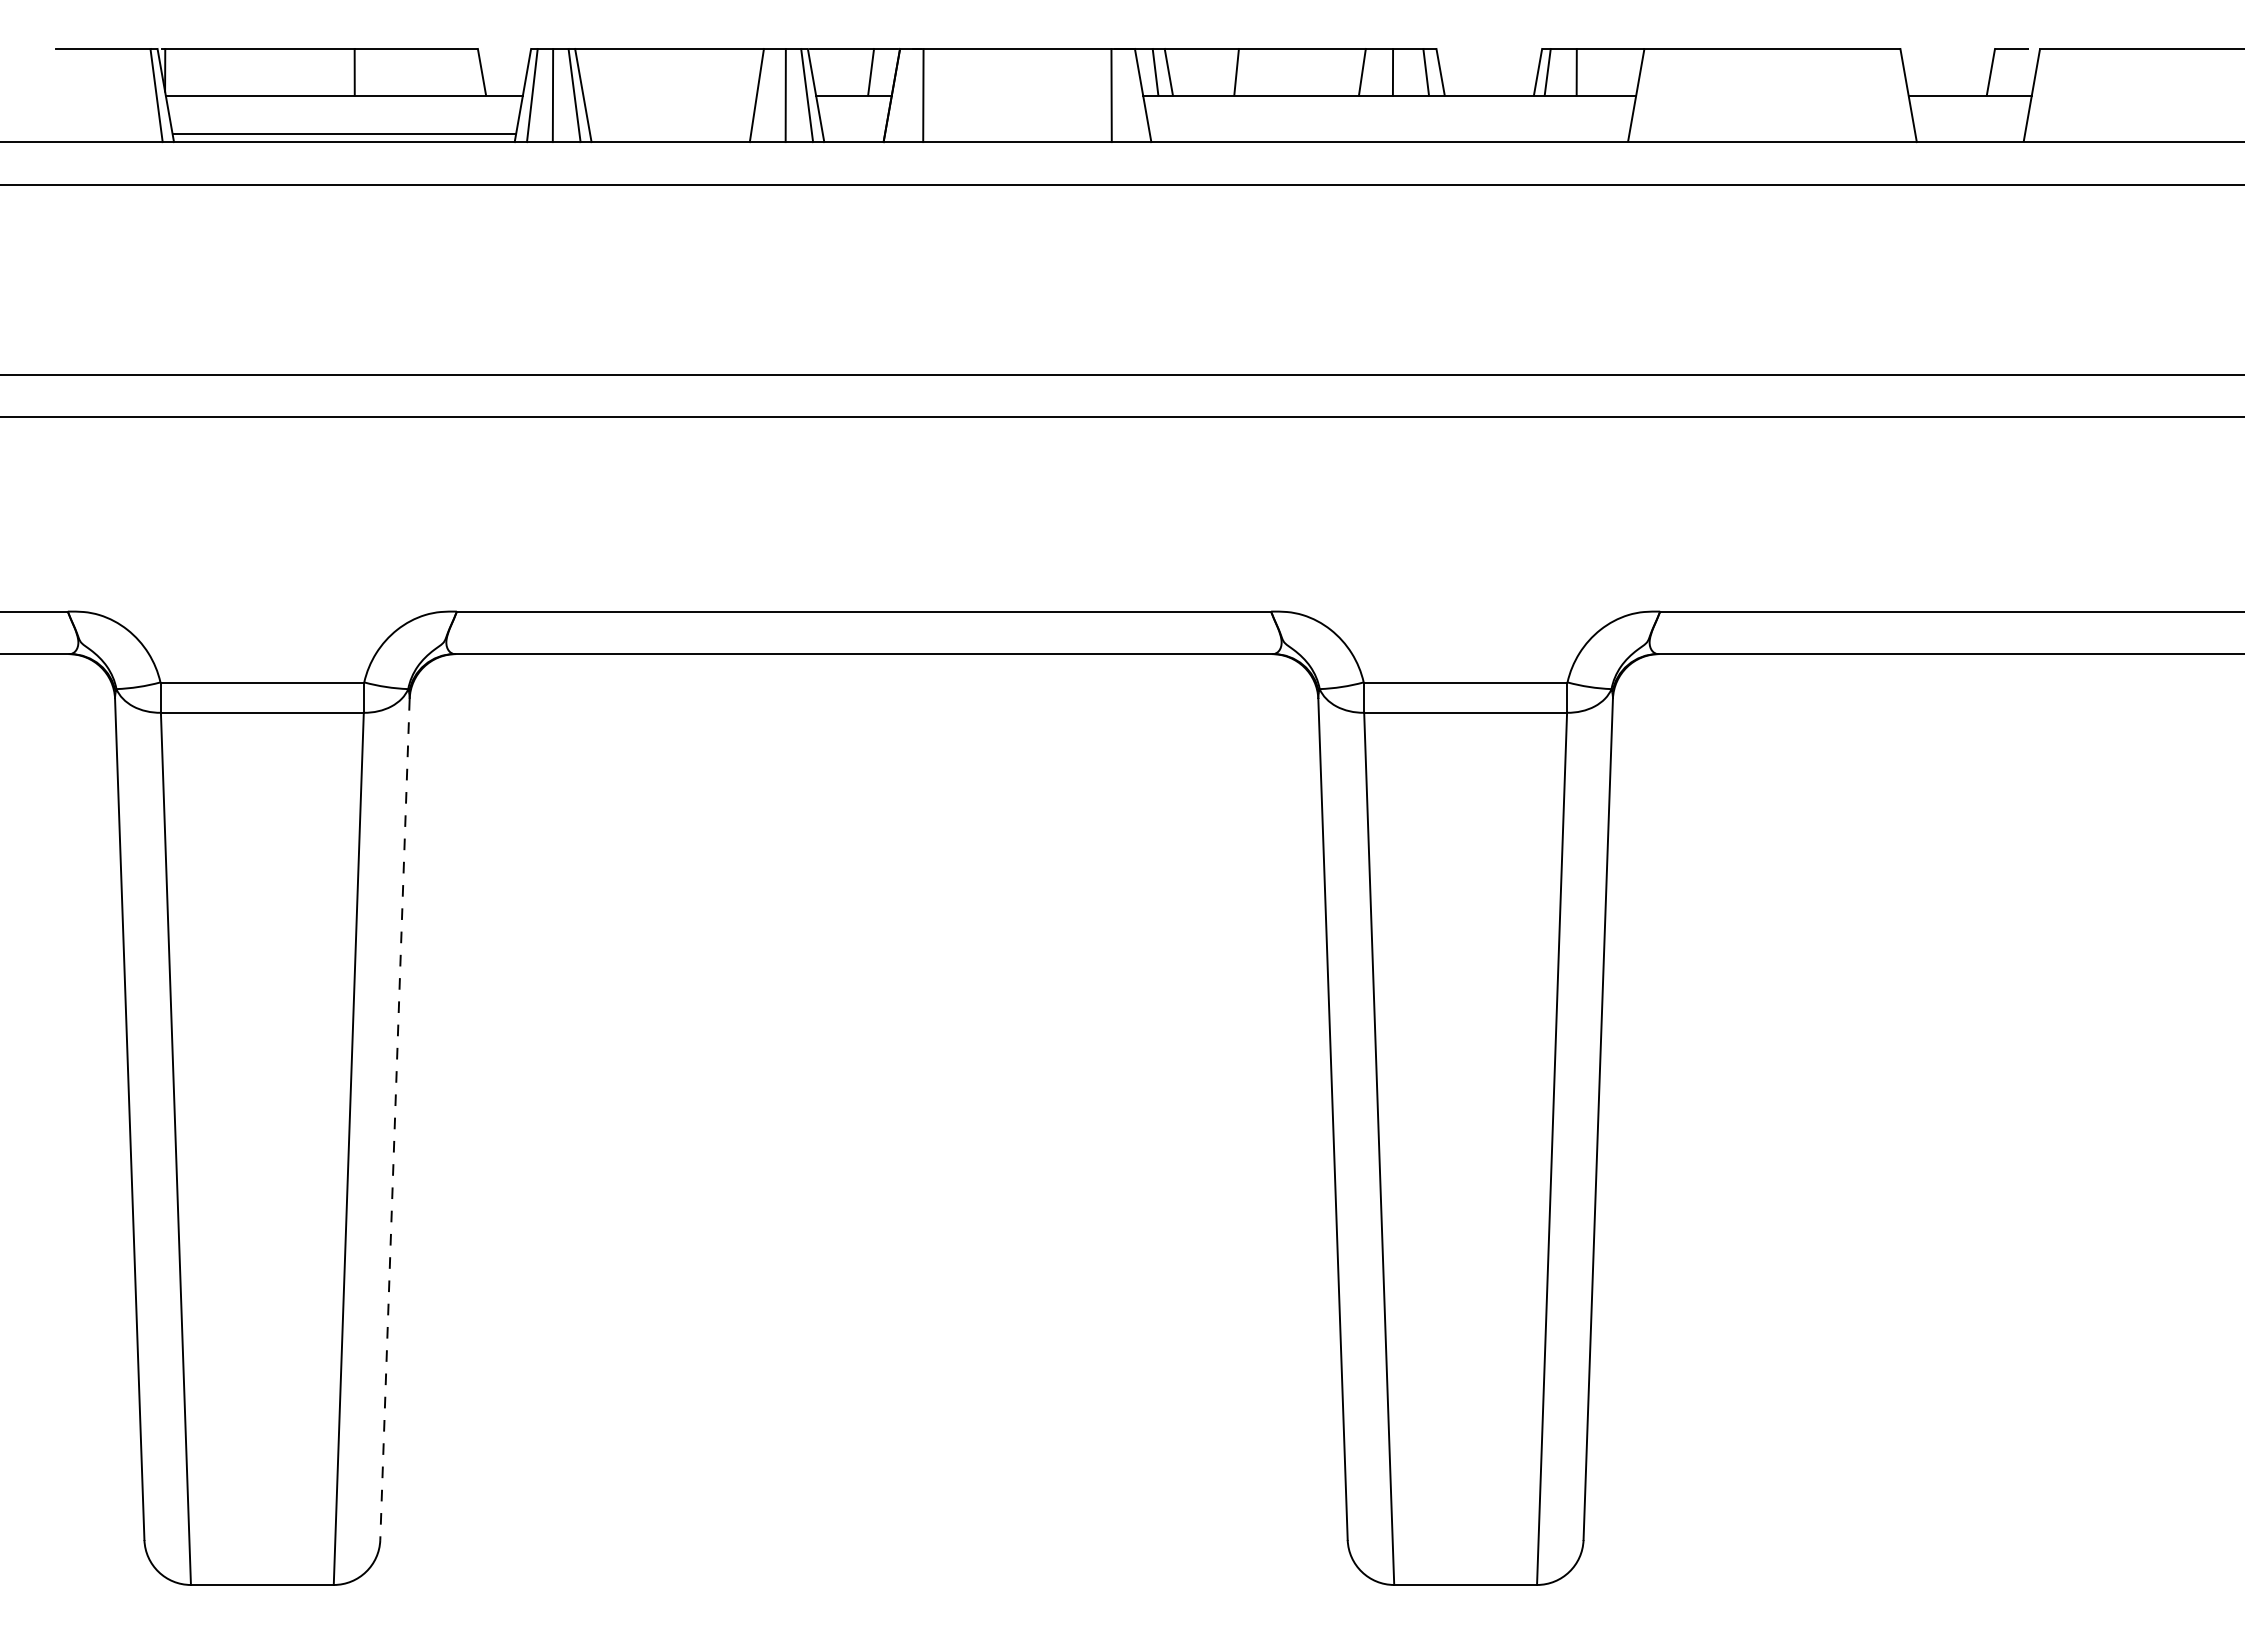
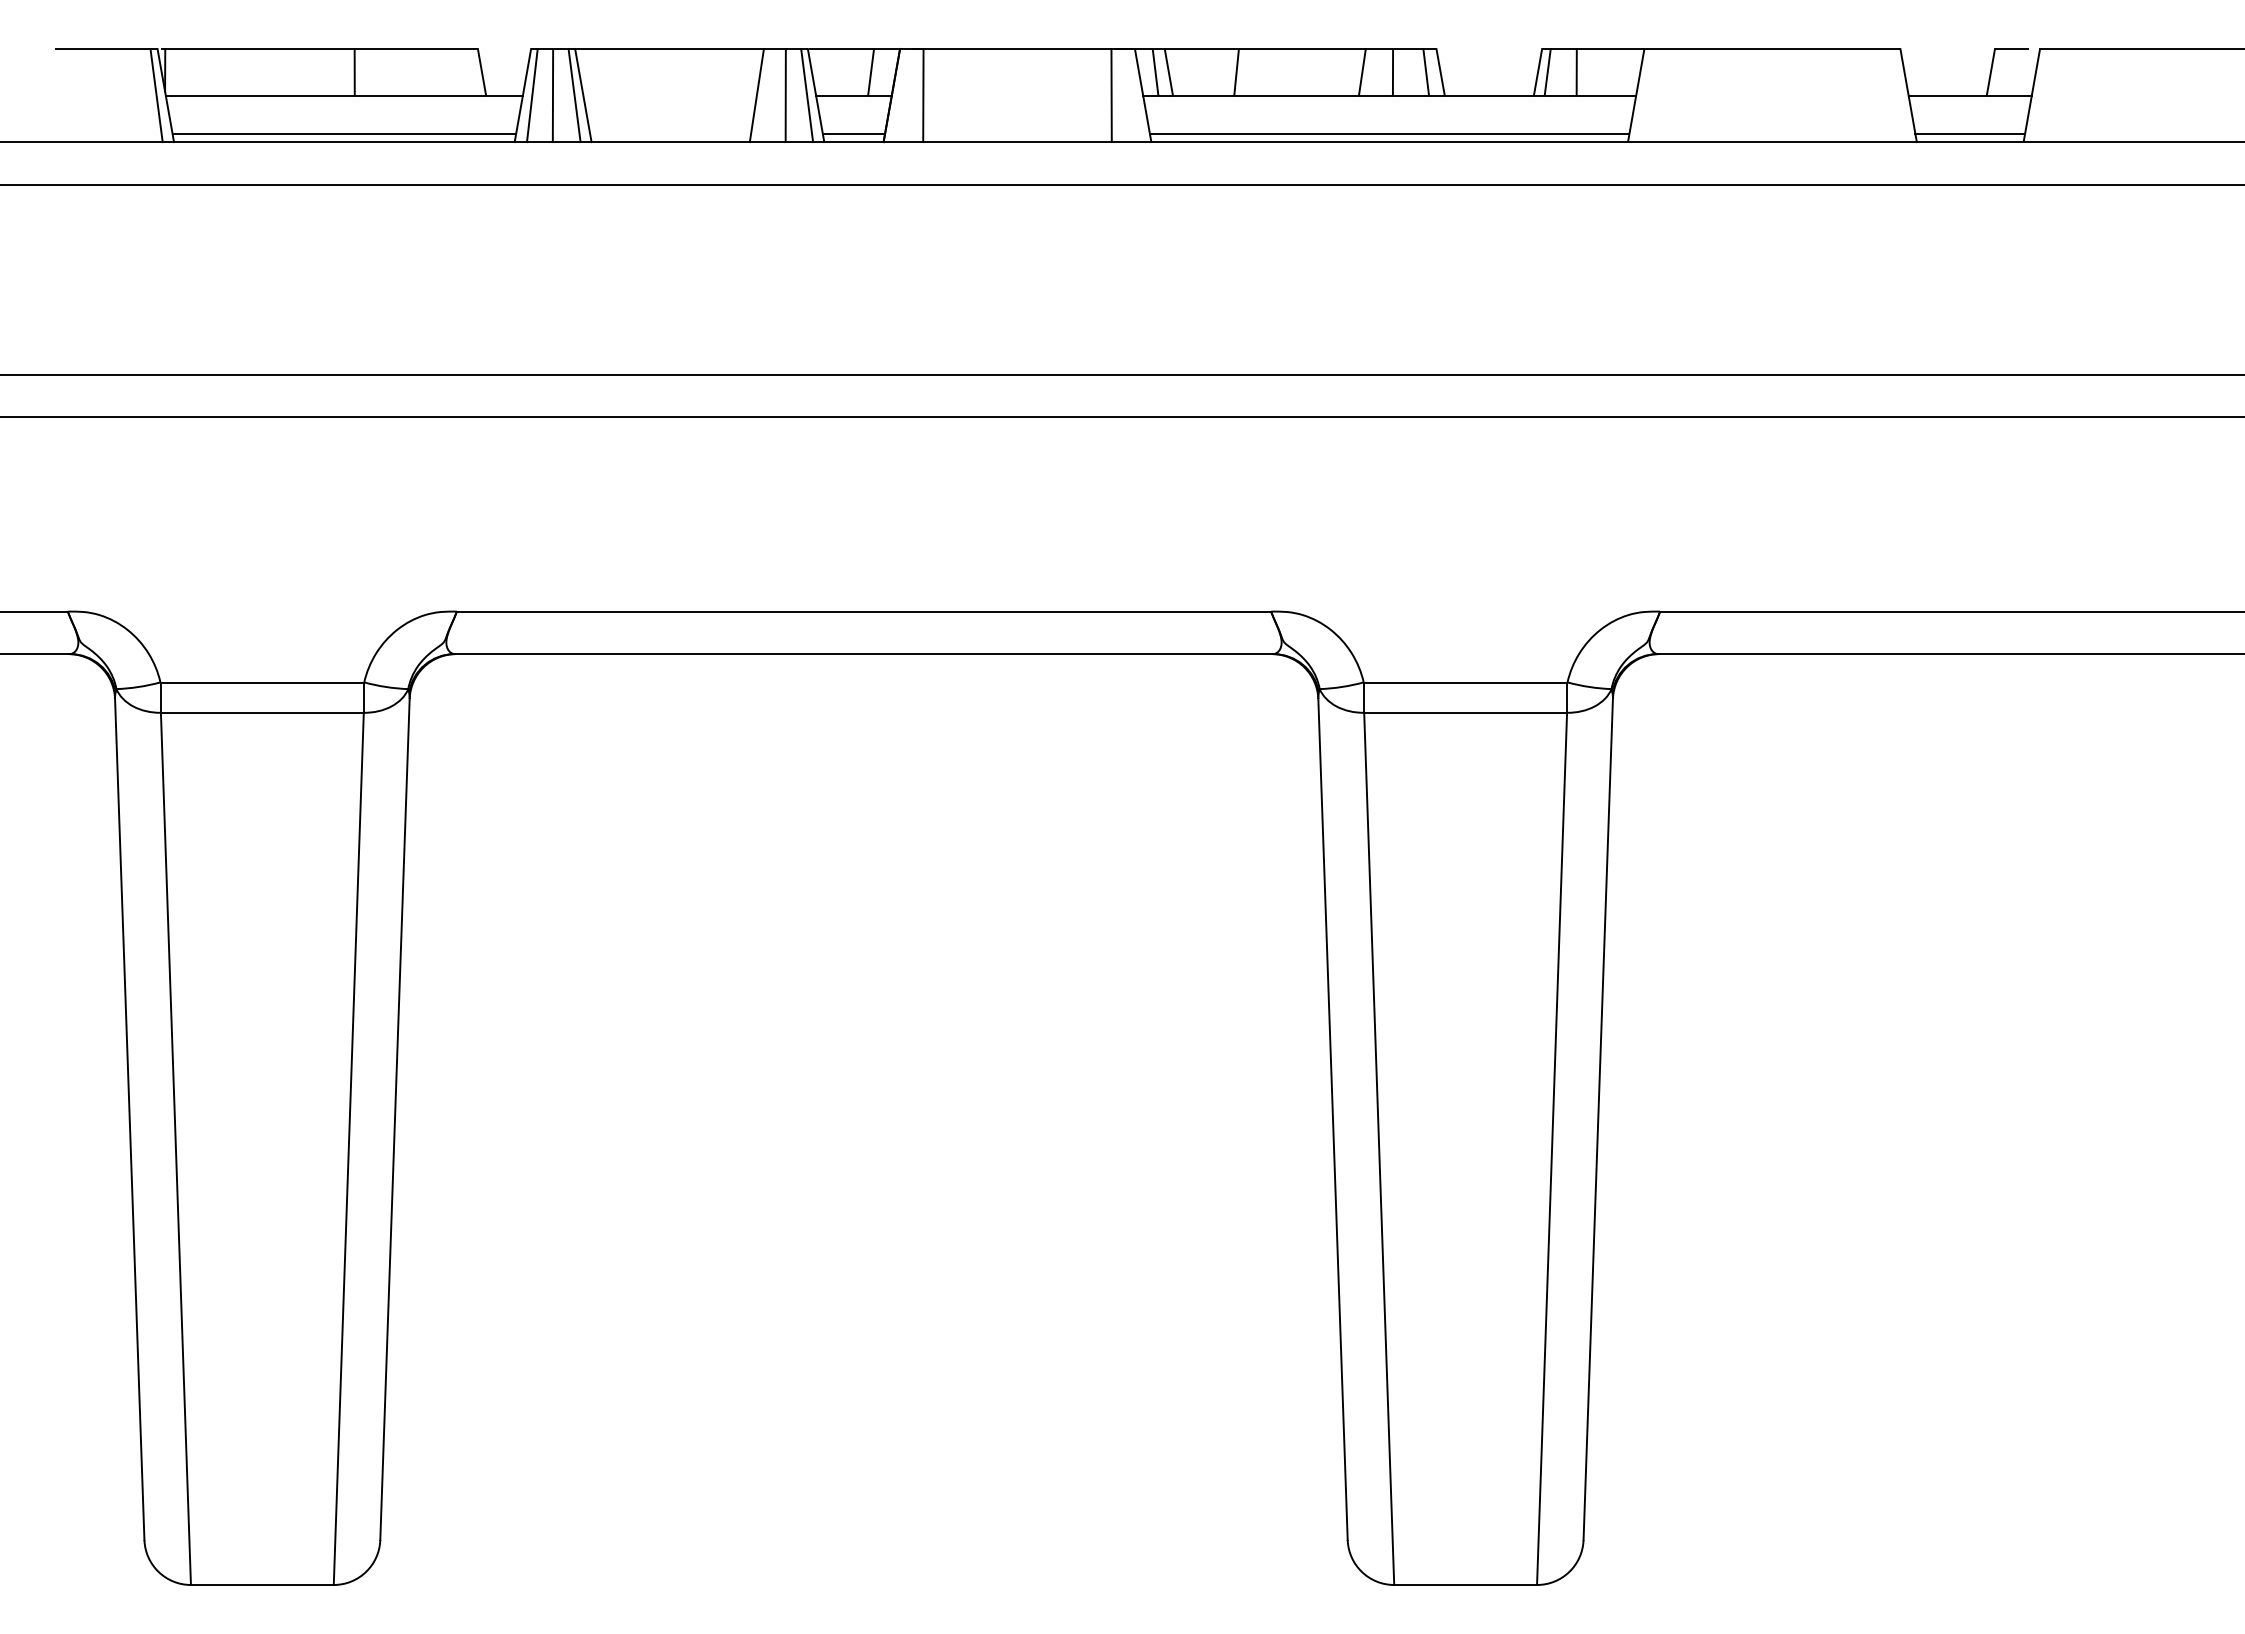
line: none -> present (853, 134)
line: none -> present (1389, 134)
line: none -> present (1970, 134)
line: dashed -> solid (394, 1119)
